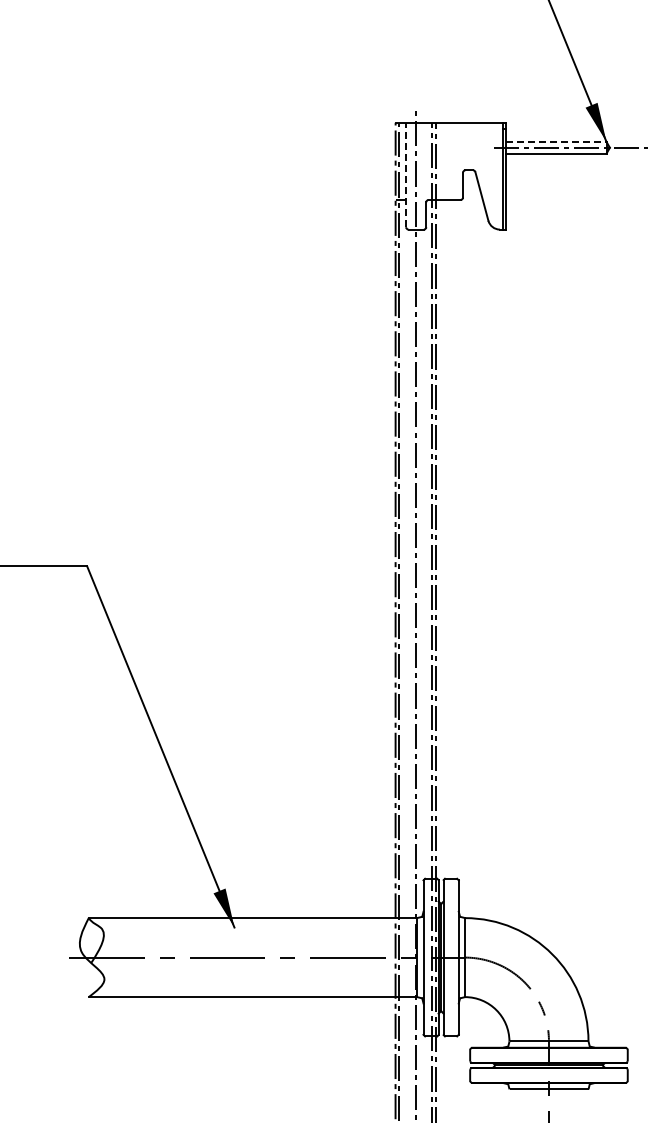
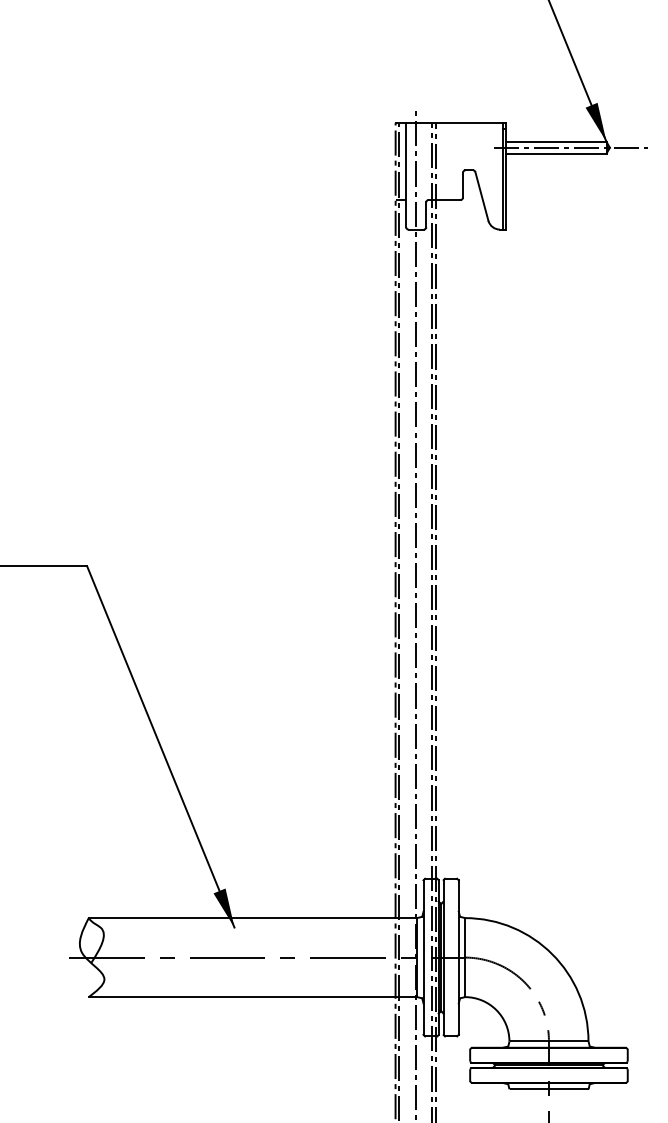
line: dashed -> solid (556, 141)
line: dashed -> solid (406, 174)
